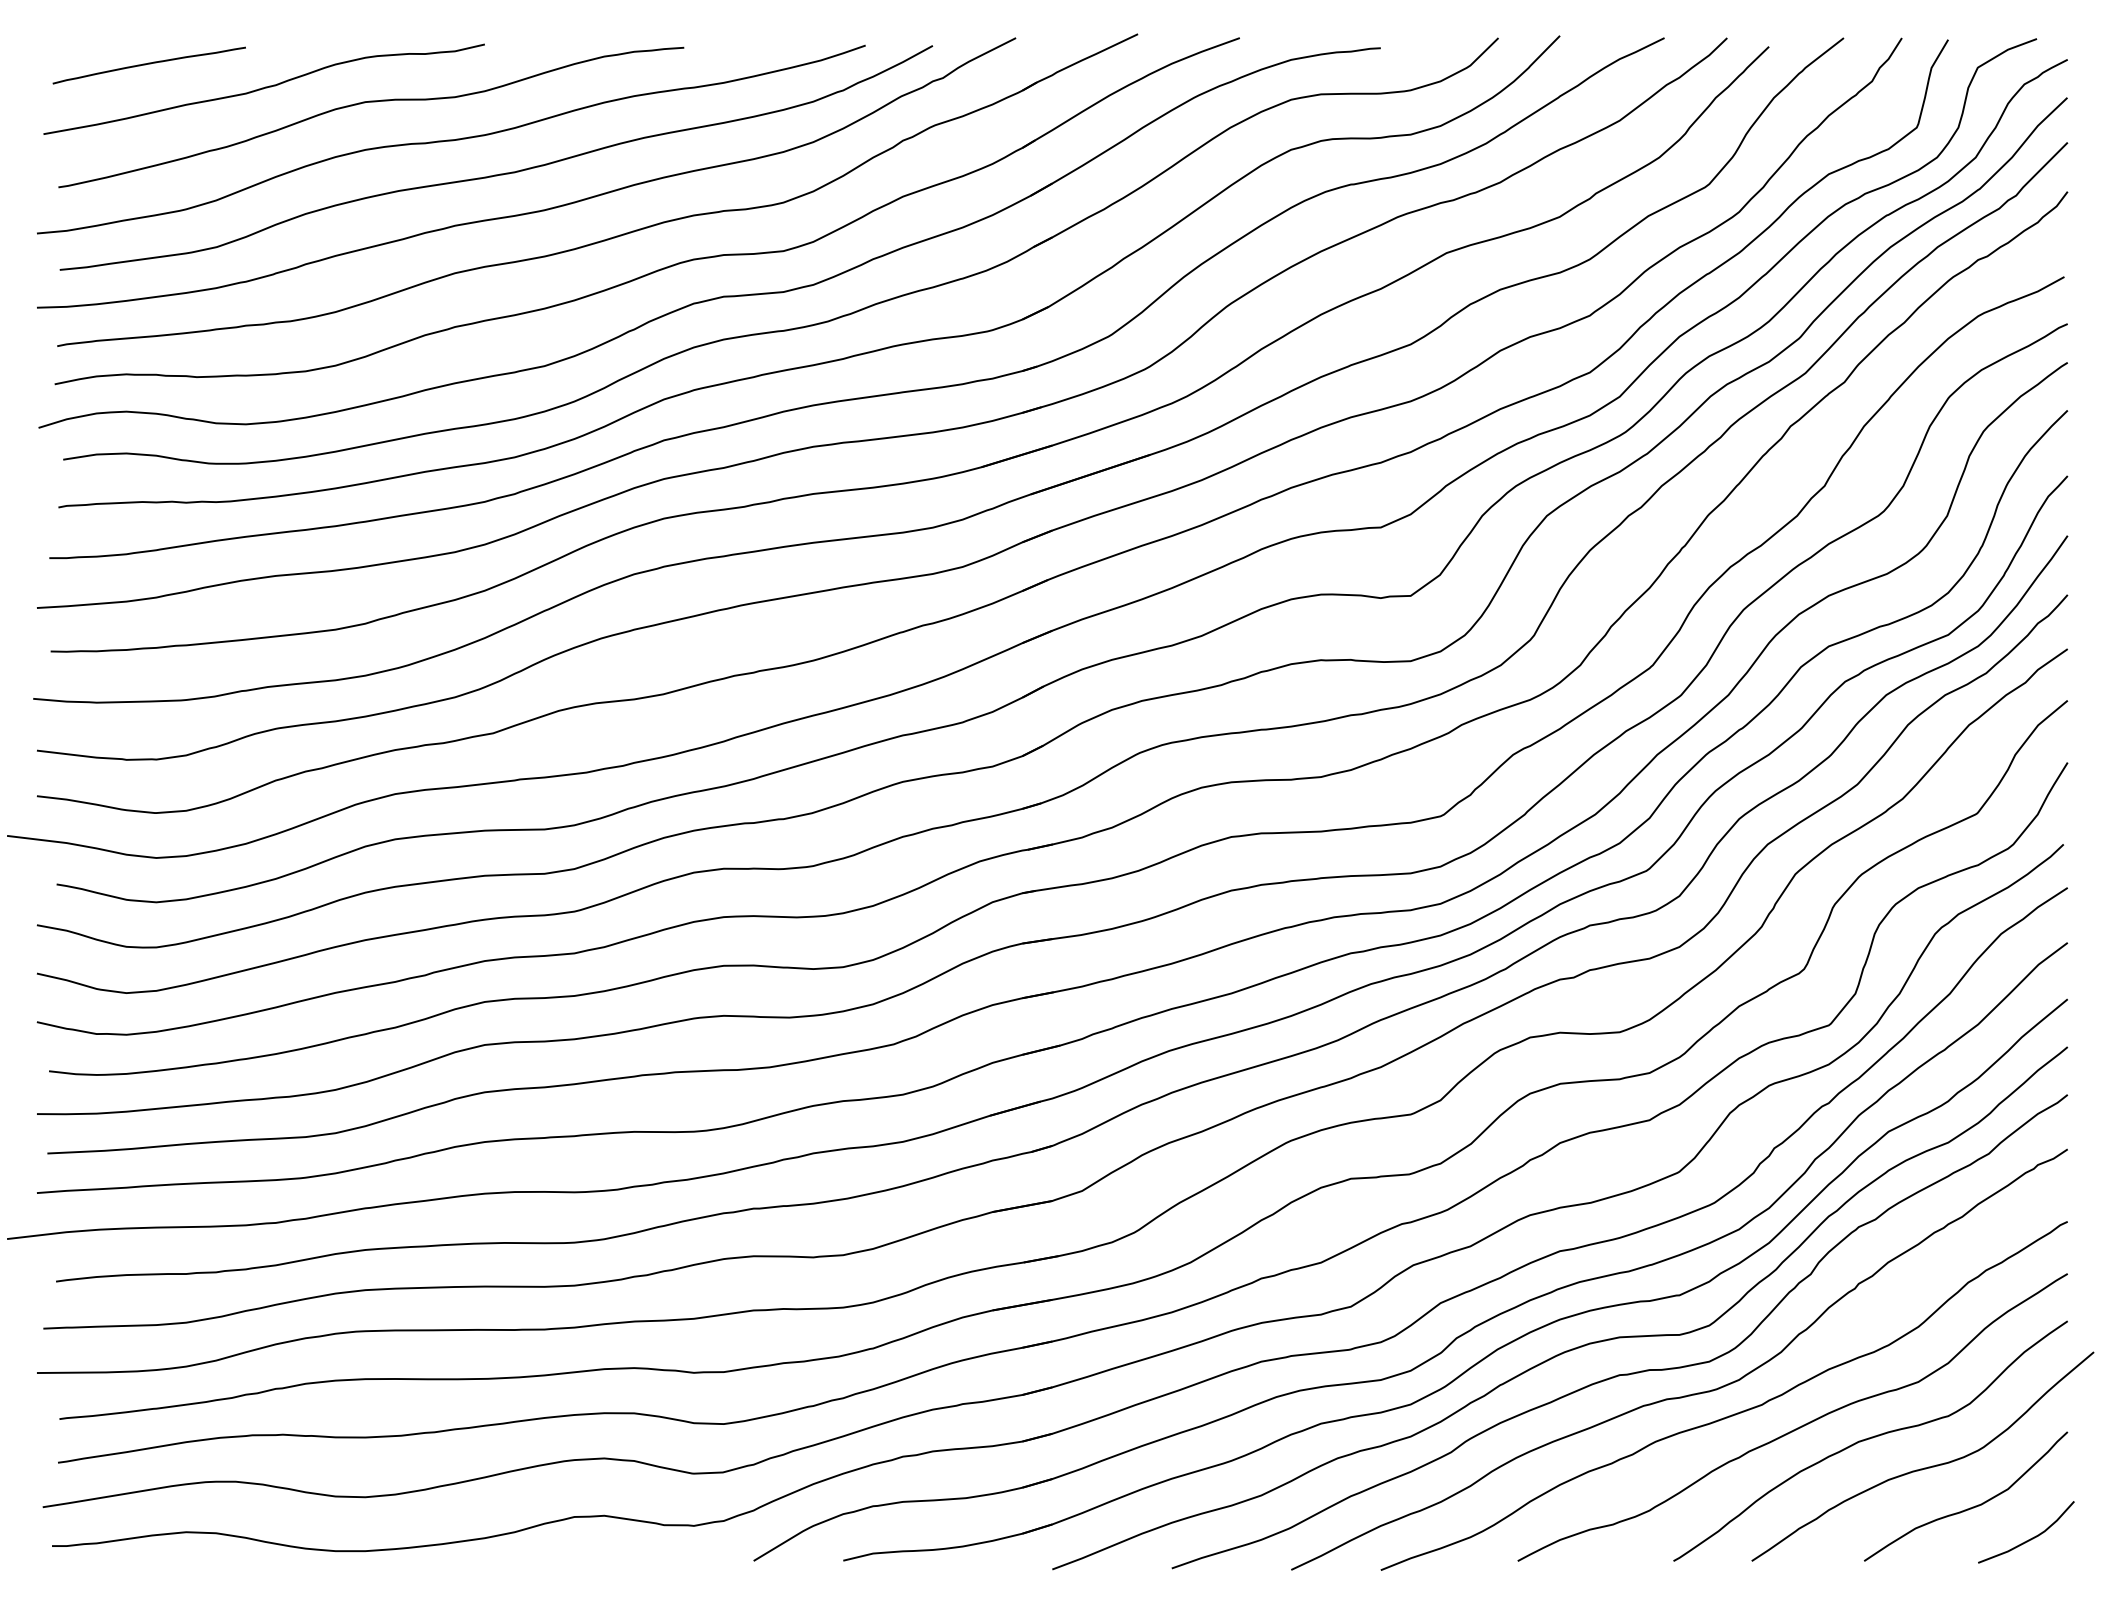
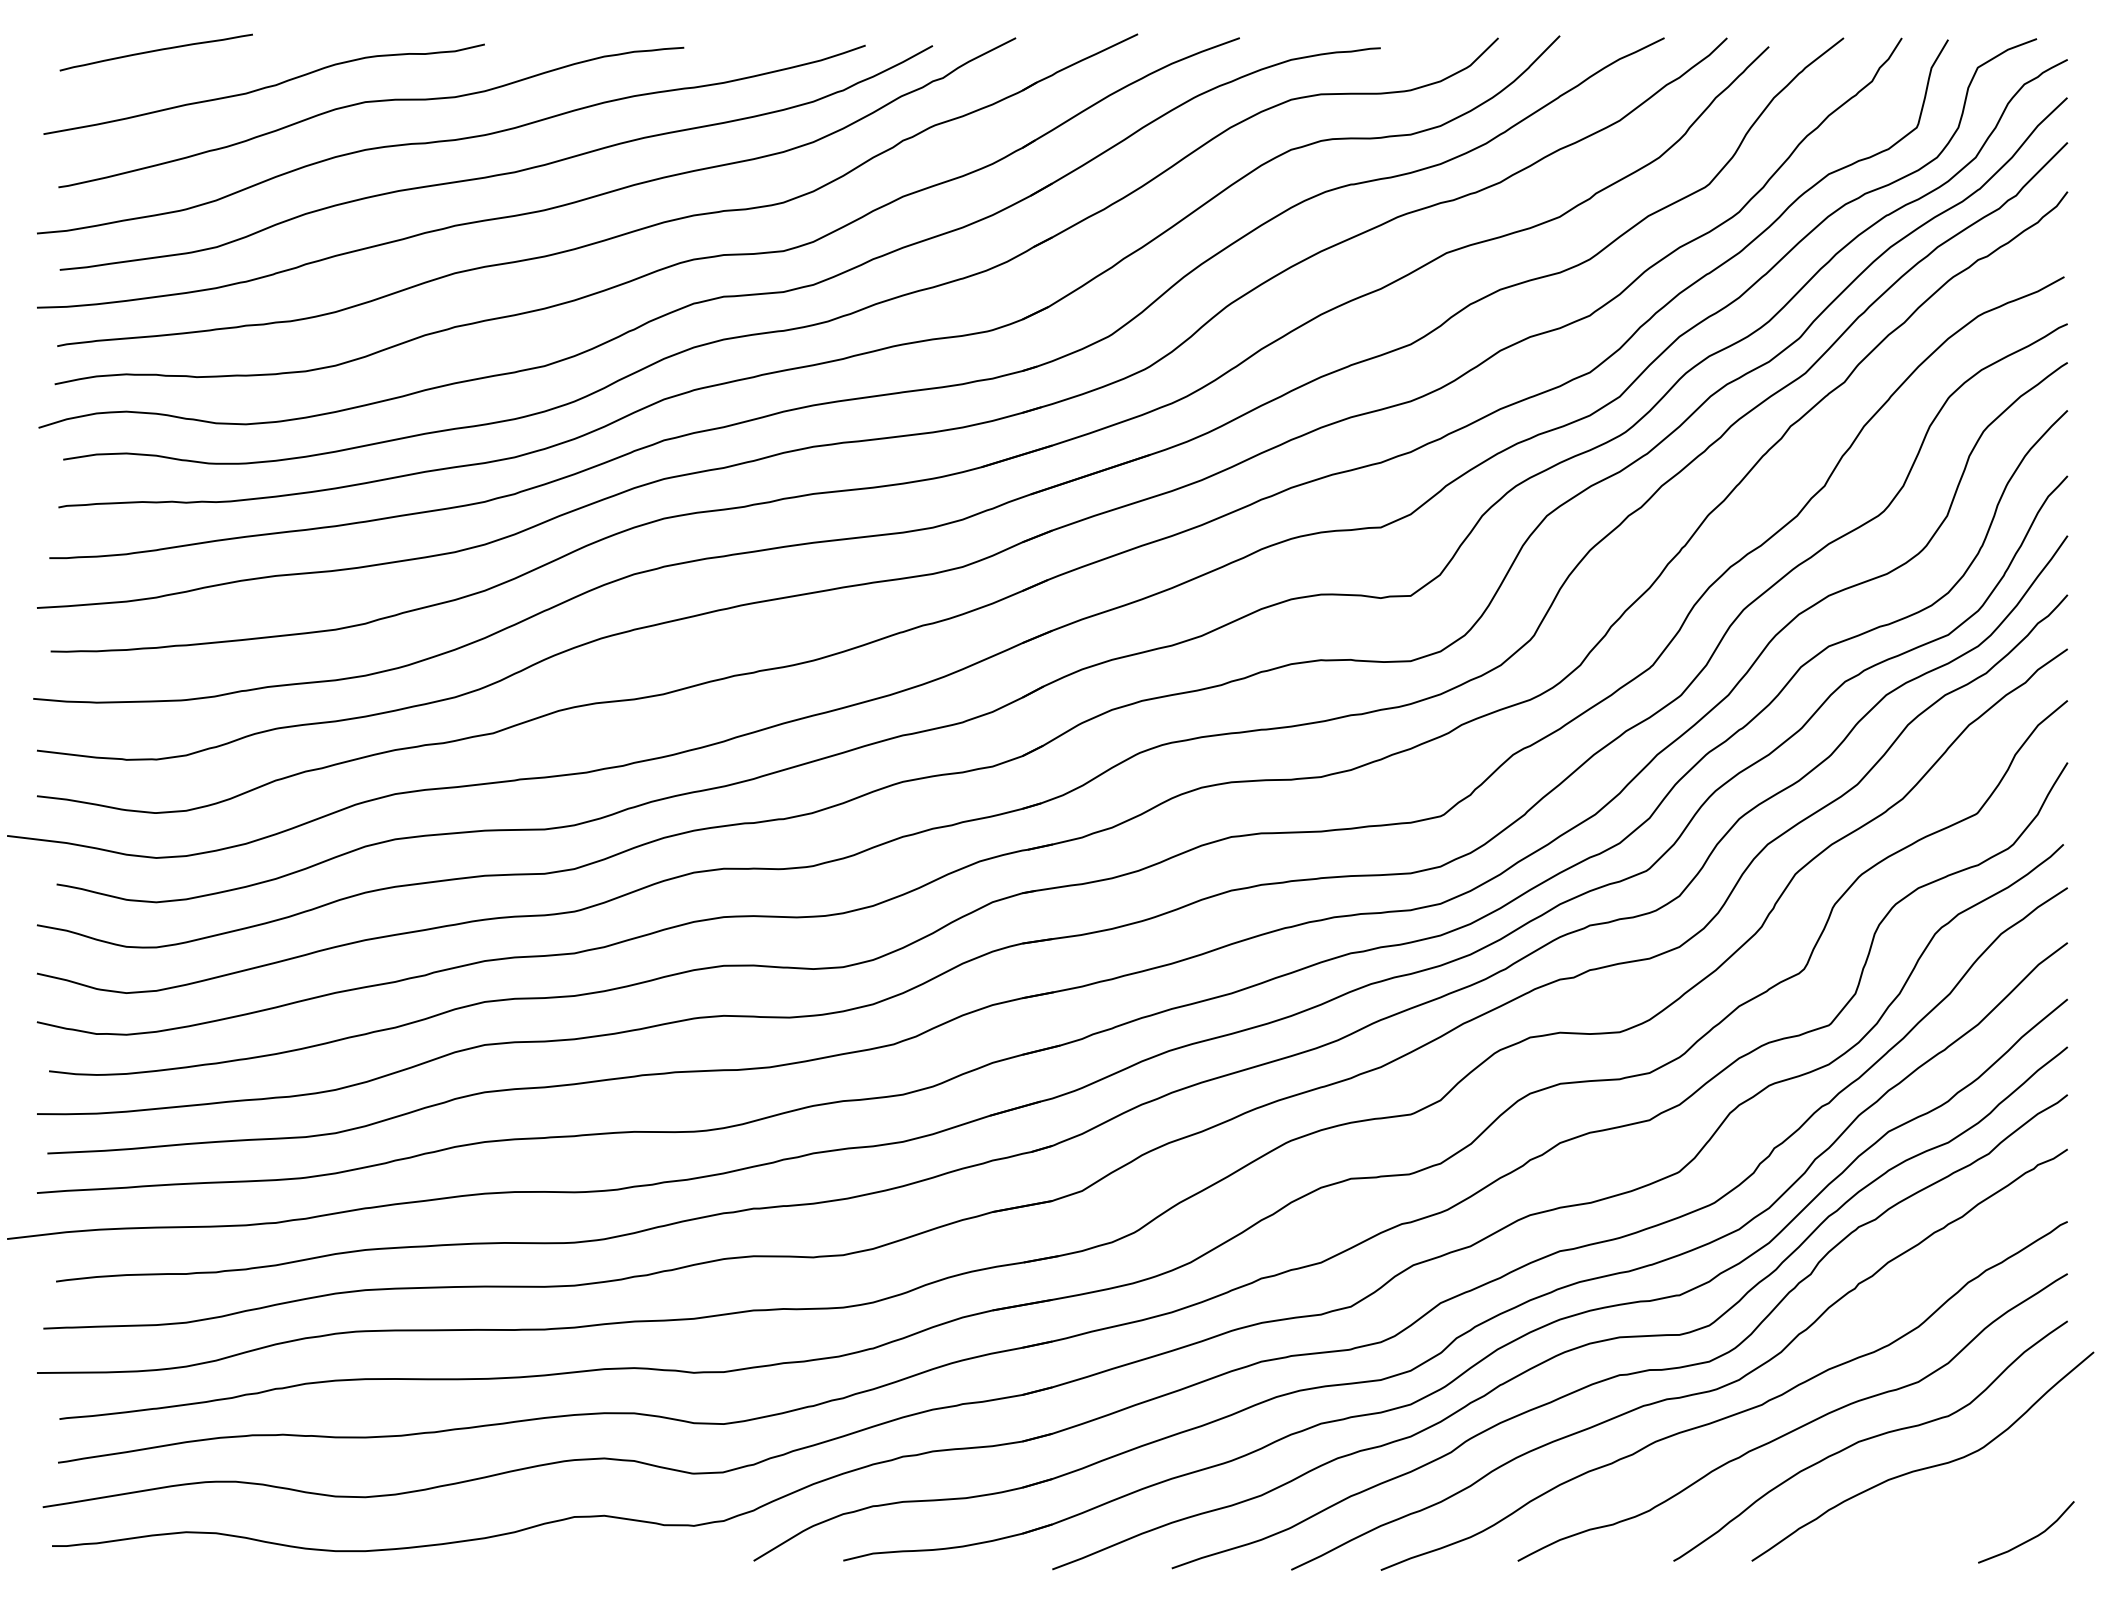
curve position: (148, 64) -> (155, 51) (155, 51)
curve: present -> none (1972, 1506)
